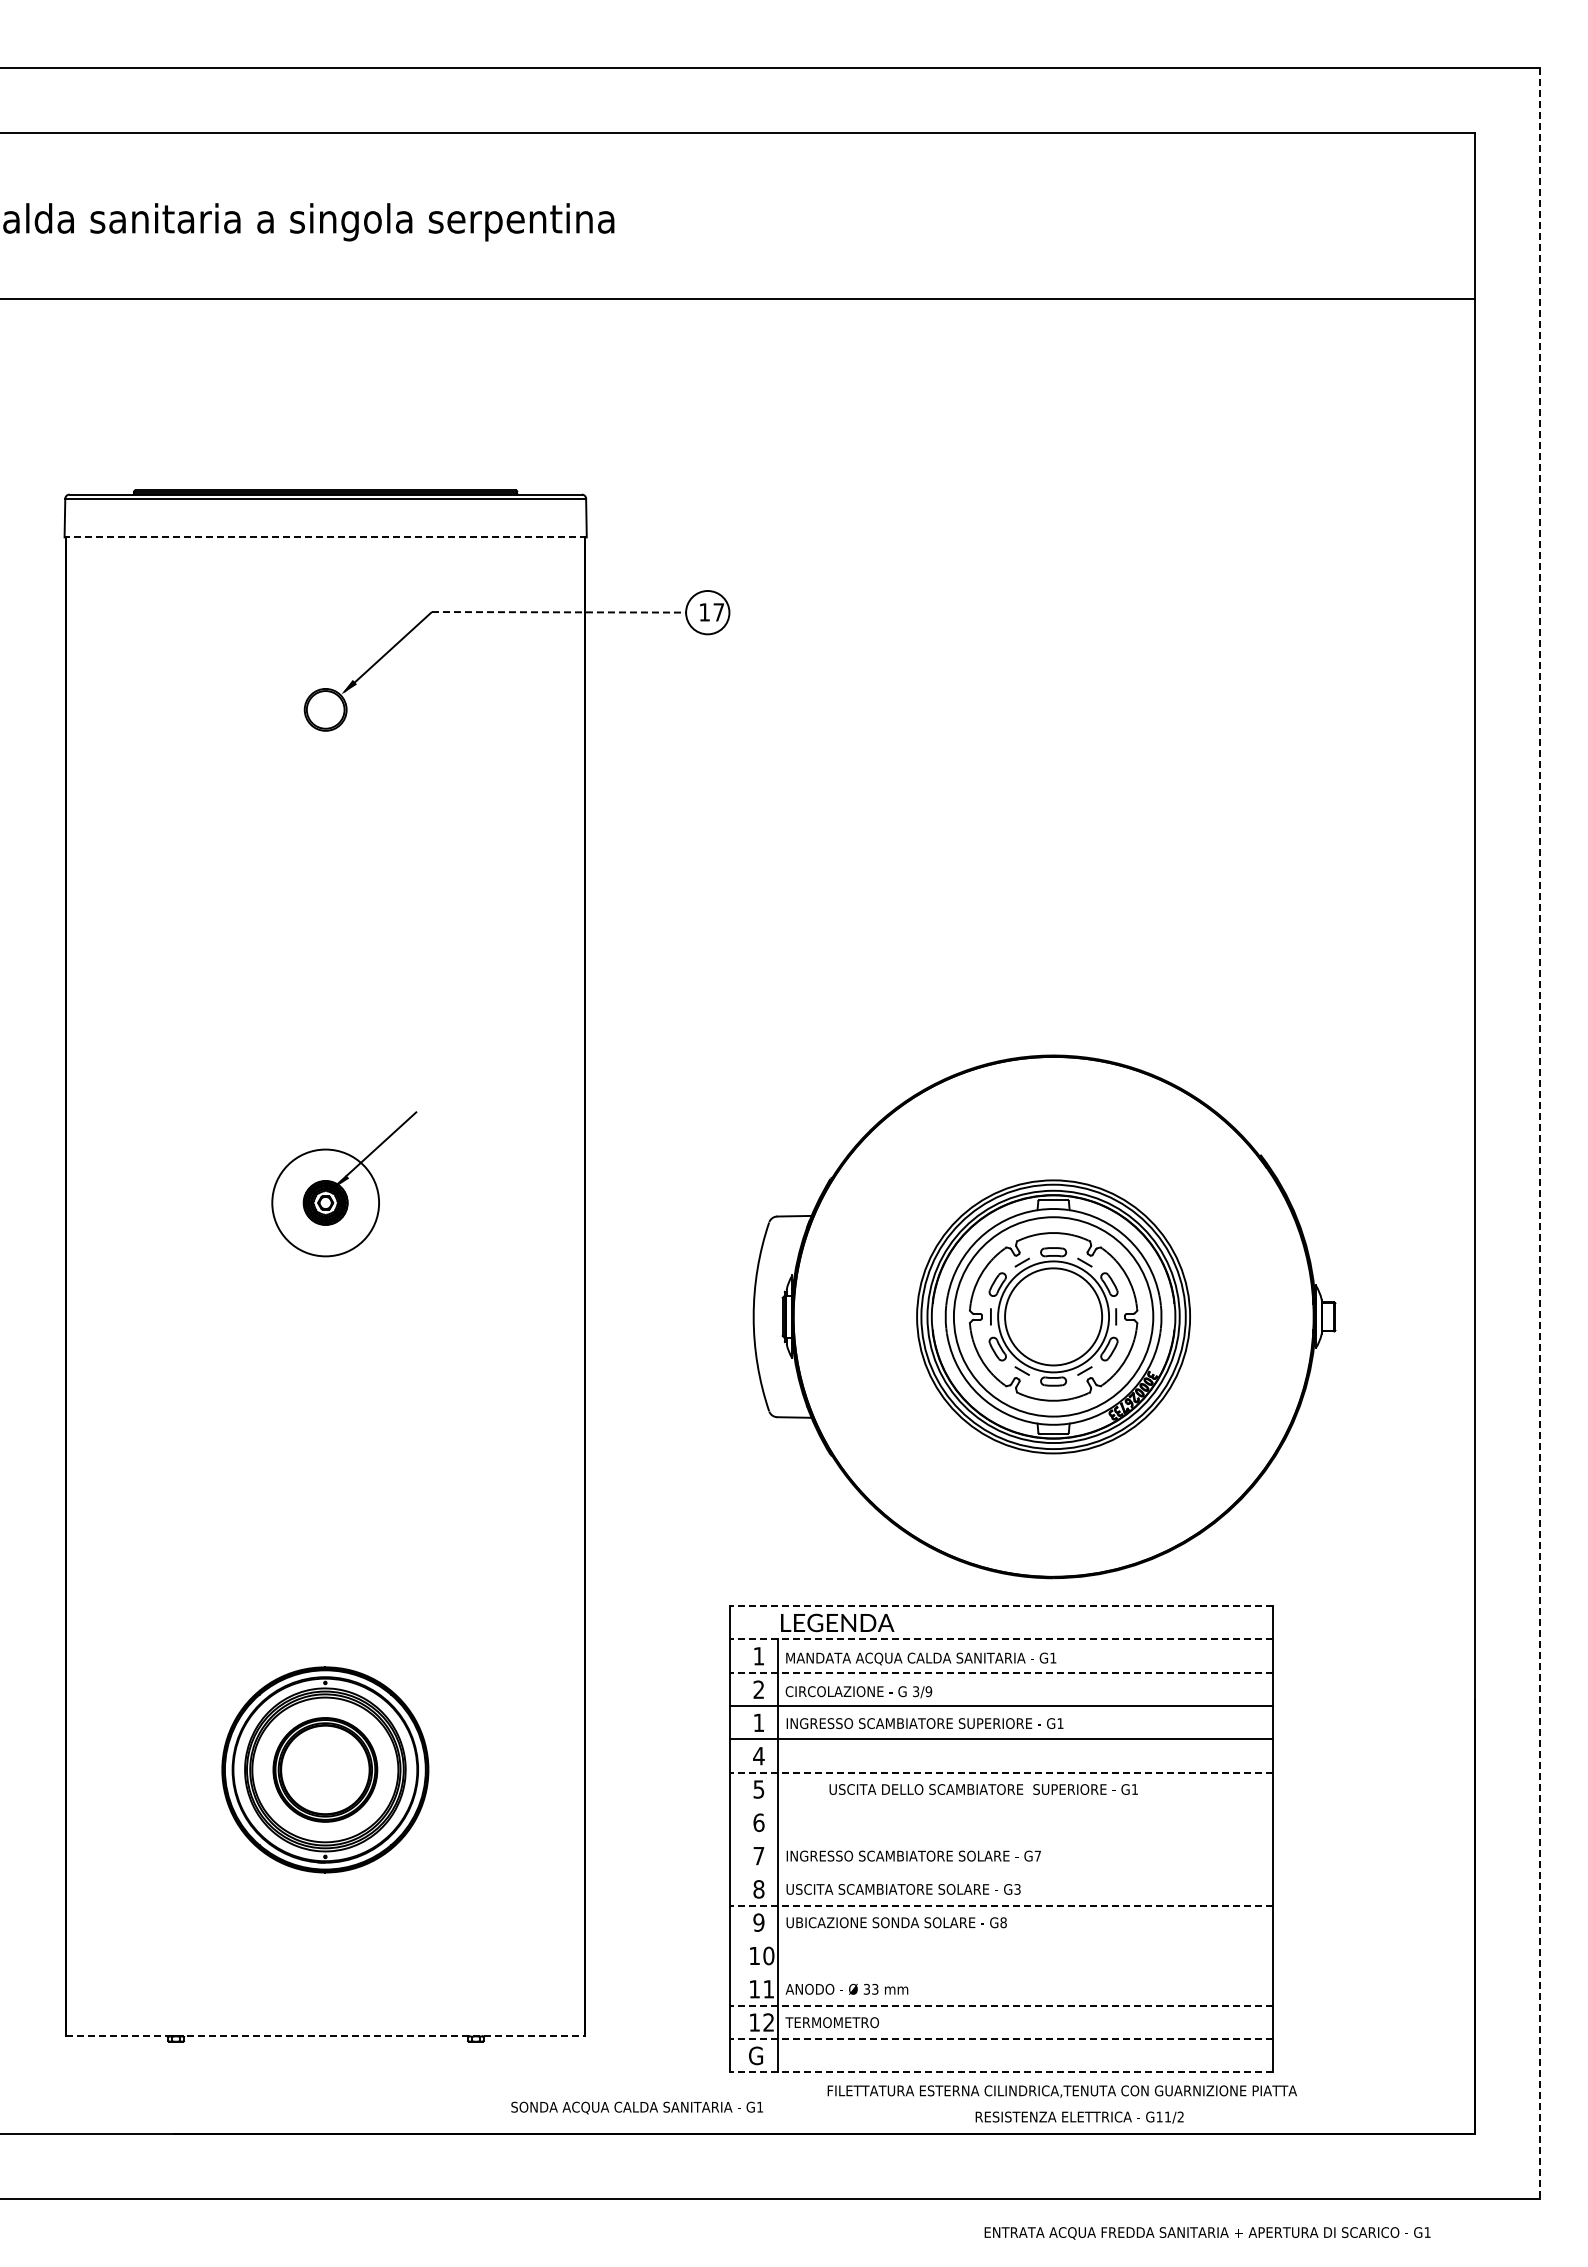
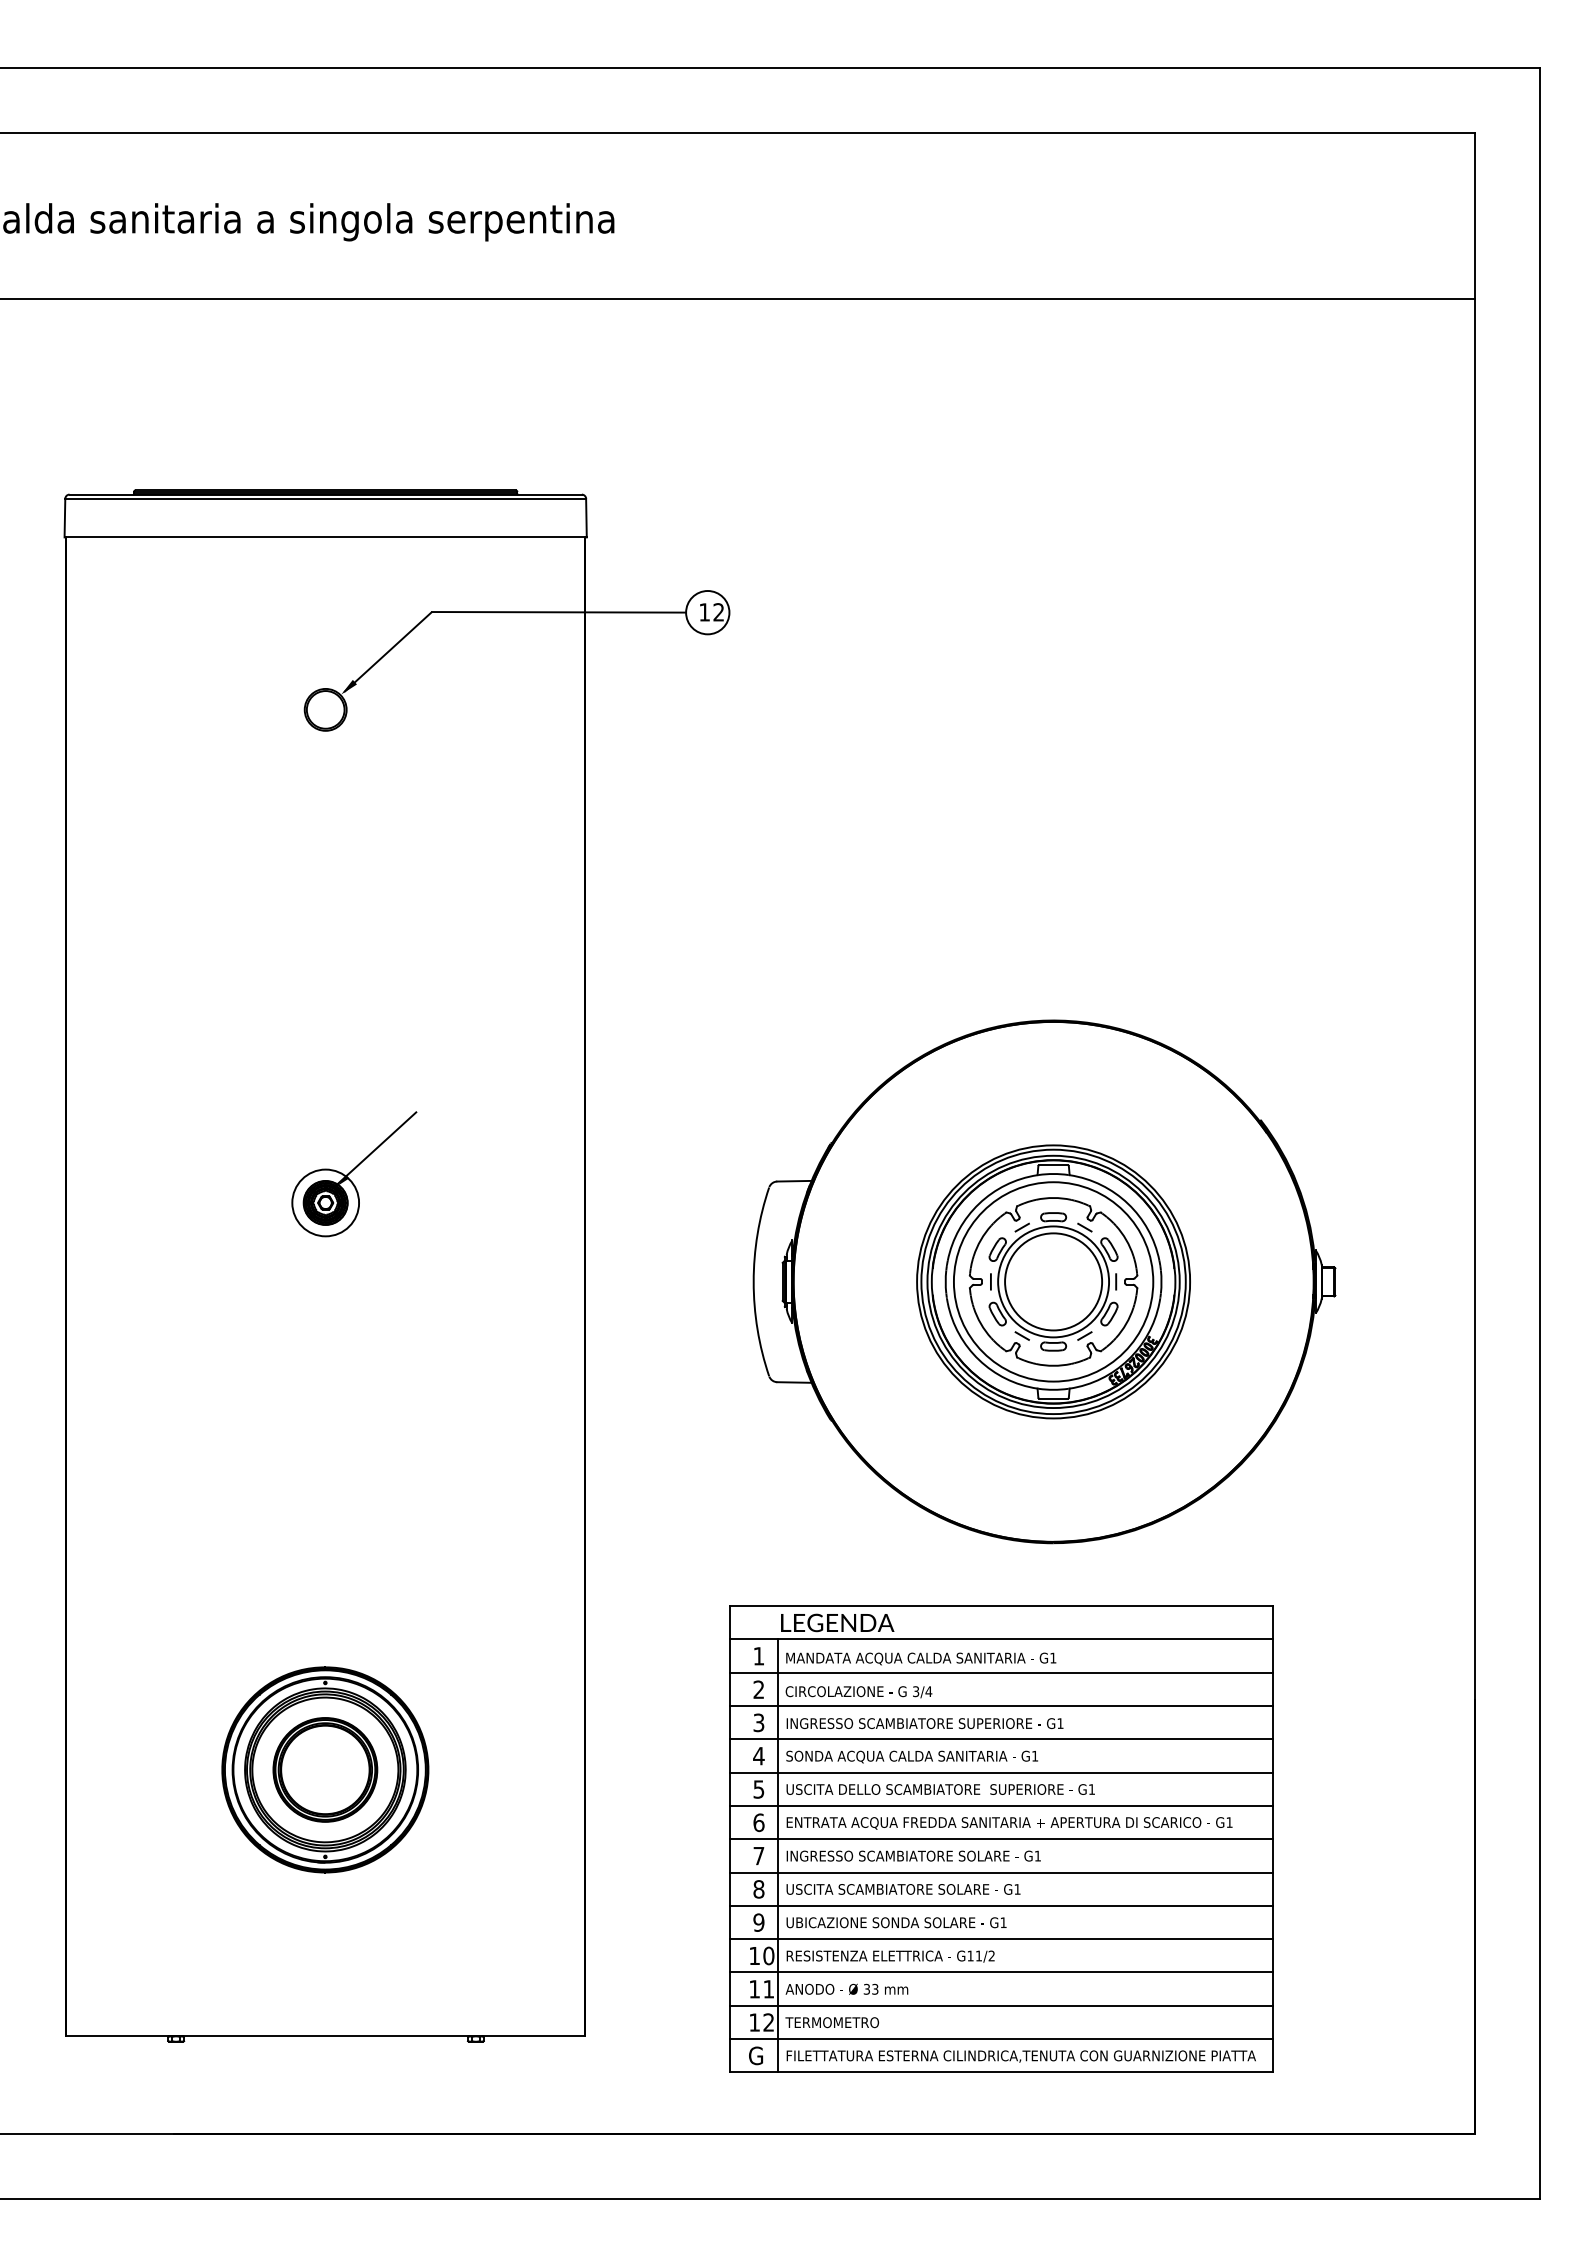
line: dashed -> solid (325, 537)
line: dashed -> solid (558, 612)
text: 17 -> 12 (718, 612)
line: dashed -> solid (1540, 1133)
circle diameter: 107 px -> 67 px (325, 1202)
part position: (1044, 1316) -> (1044, 1281) (1044, 1281)
line: dashed -> solid (1001, 1605)
line: dashed -> solid (1001, 1639)
line: dashed -> solid (1001, 1672)
text: 3/9 -> 3/4 (928, 1691)
text: 1 -> 3 (758, 1722)
line: dashed -> solid (1001, 1772)
text position: (983, 1789) -> (940, 1789) (940, 1789)
line: none -> present (1001, 1805)
line: none -> present (1001, 1839)
text: G7 -> G1 (1037, 1855)
line: none -> present (1001, 1872)
text: G3 -> G1 (1017, 1889)
line: dashed -> solid (1001, 1905)
text: G8 -> G1 (1003, 1922)
line: none -> present (1001, 1939)
line: none -> present (1001, 1972)
line: dashed -> solid (1001, 2005)
line: dashed -> solid (325, 2036)
line: dashed -> solid (1001, 2039)
line: dashed -> solid (1001, 2072)
text position: (1061, 2091) -> (1020, 2056) (1020, 2056)
text position: (636, 2107) -> (911, 1756) (911, 1756)
text position: (1079, 2117) -> (890, 1956) (890, 1956)
text position: (1207, 2233) -> (1009, 1823) (1009, 1823)
